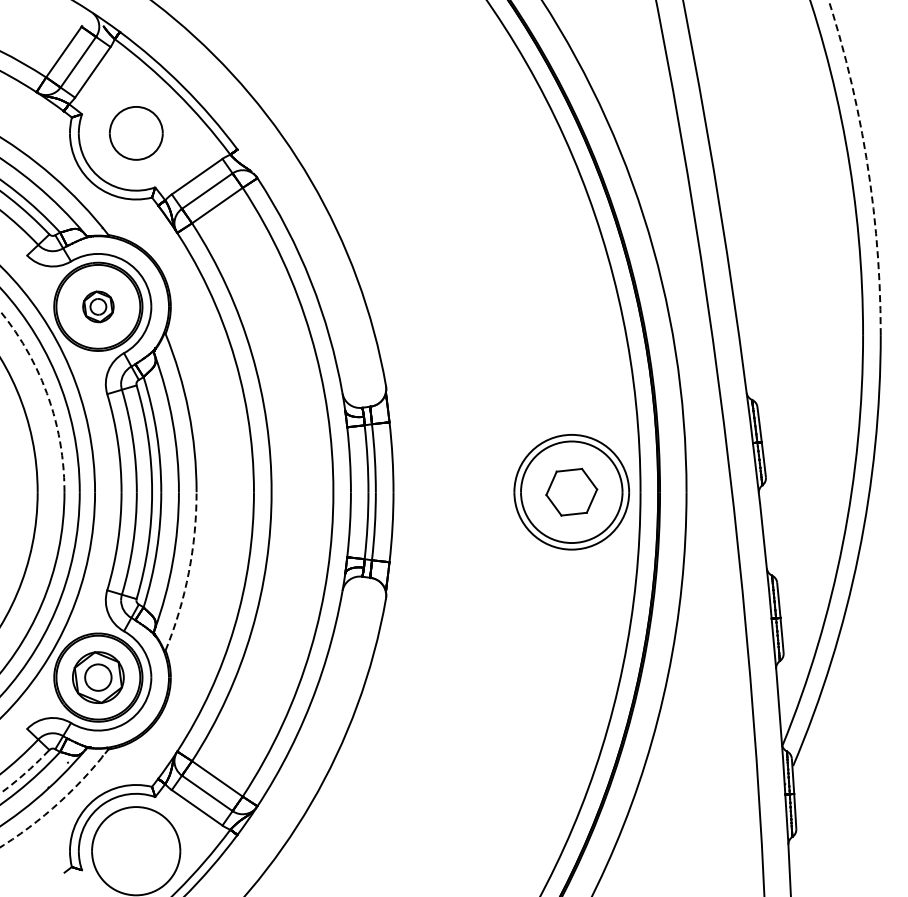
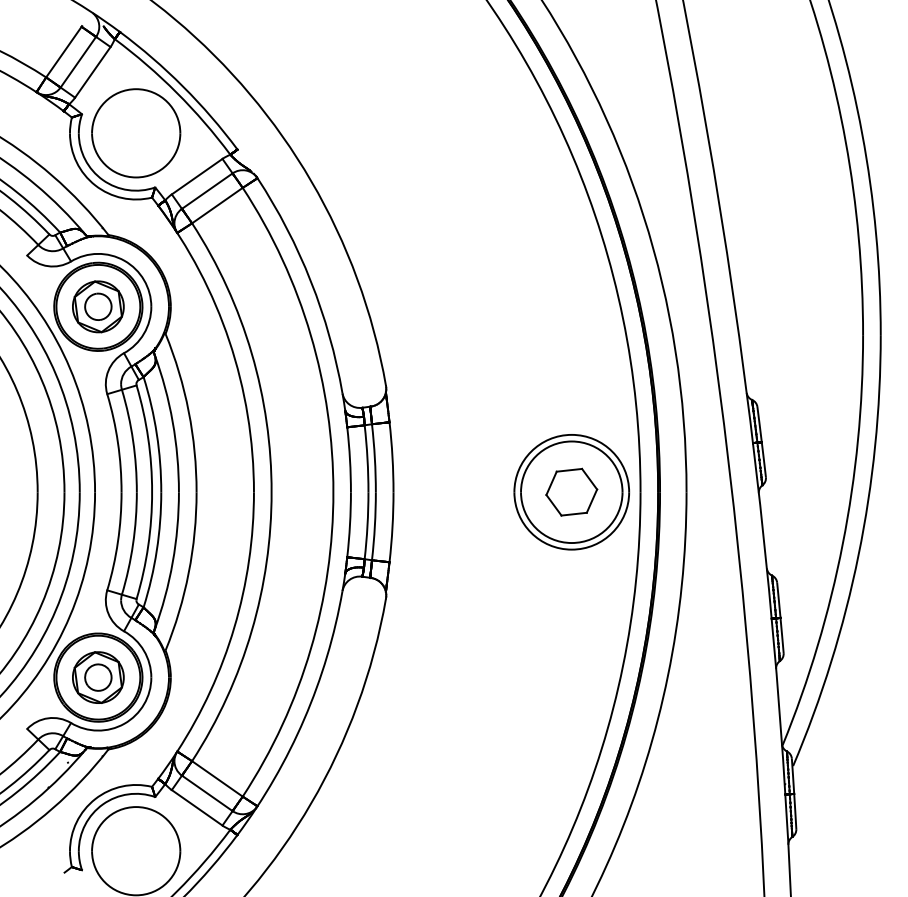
part size: 55x55 px -> 91x91 px (136, 133)
arc: dashed -> solid (867, 164)
part size: 33x34 px -> 53x54 px (98, 306)
arc: dashed -> solid (47, 396)
arc: dashed -> solid (188, 572)
arc: dashed -> solid (25, 772)
arc: dashed -> solid (58, 803)
